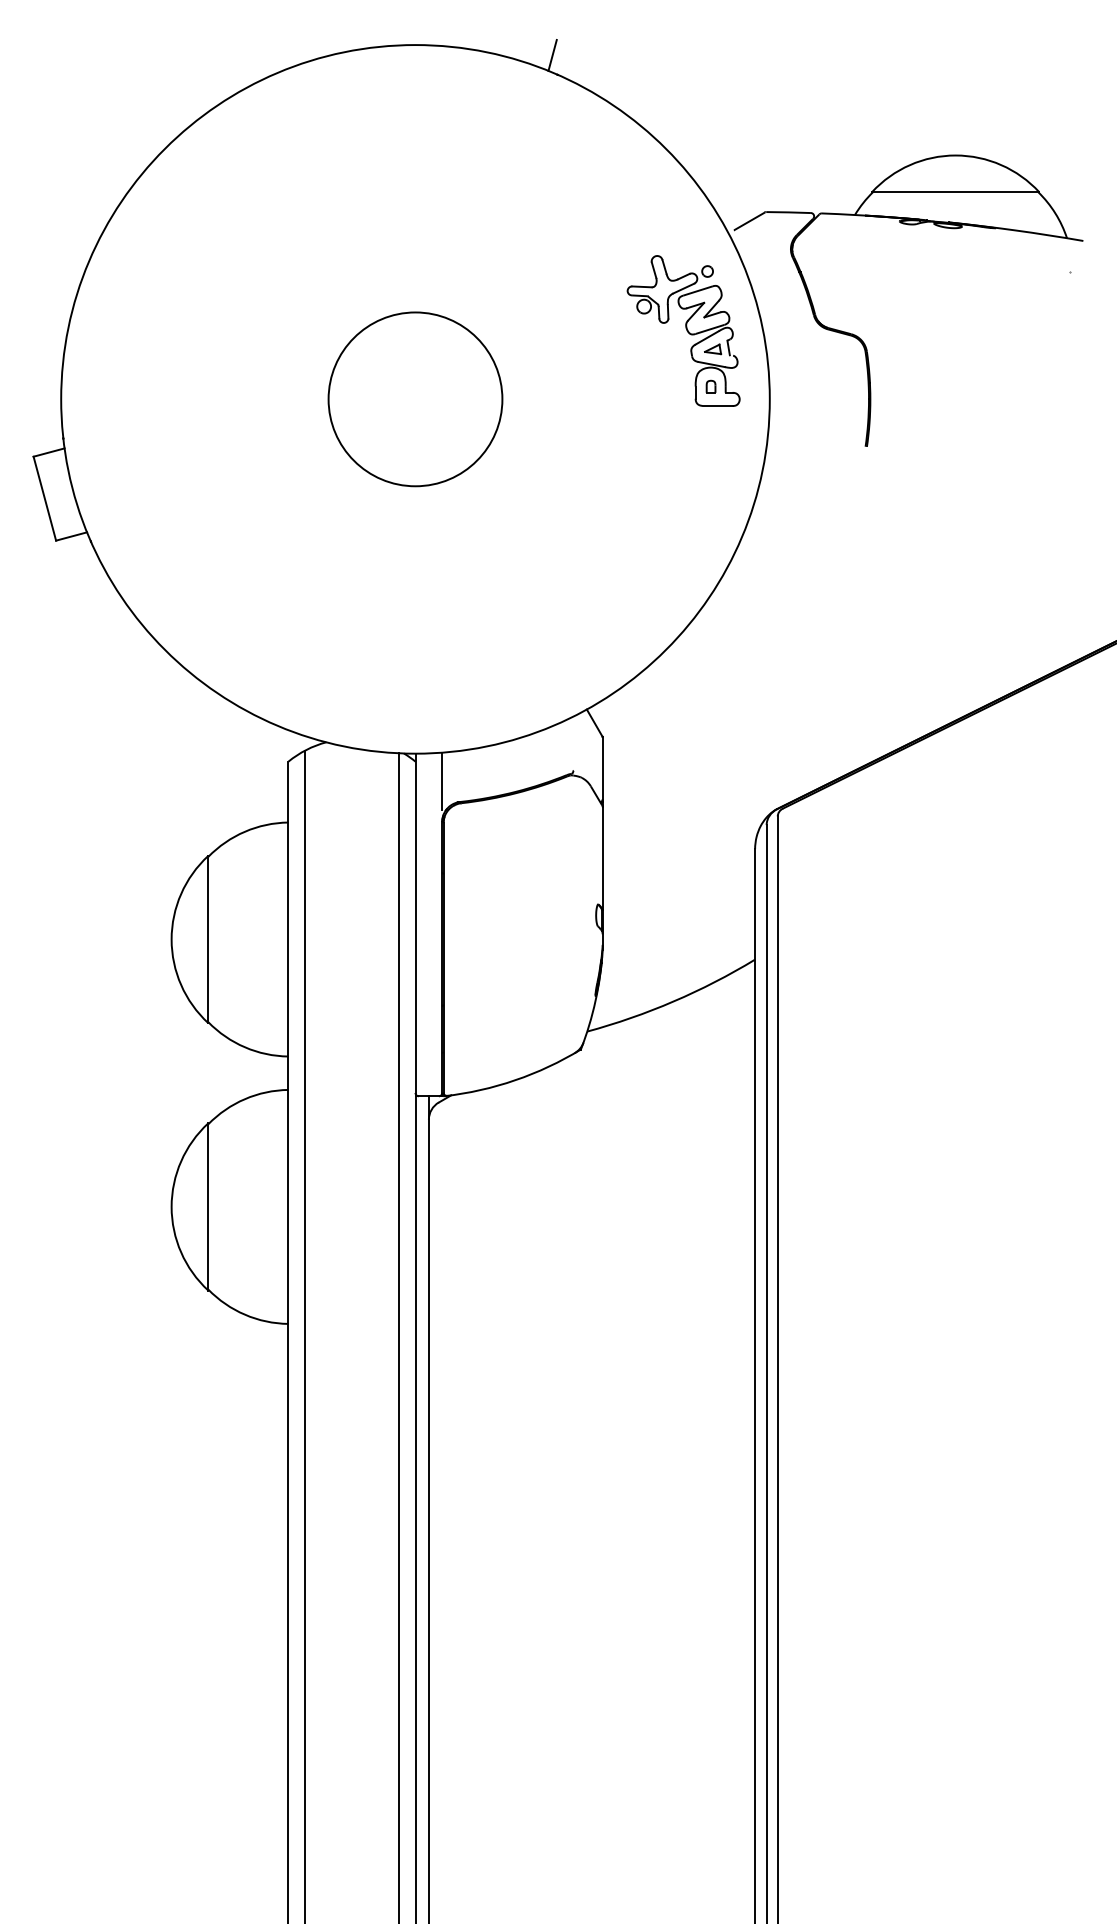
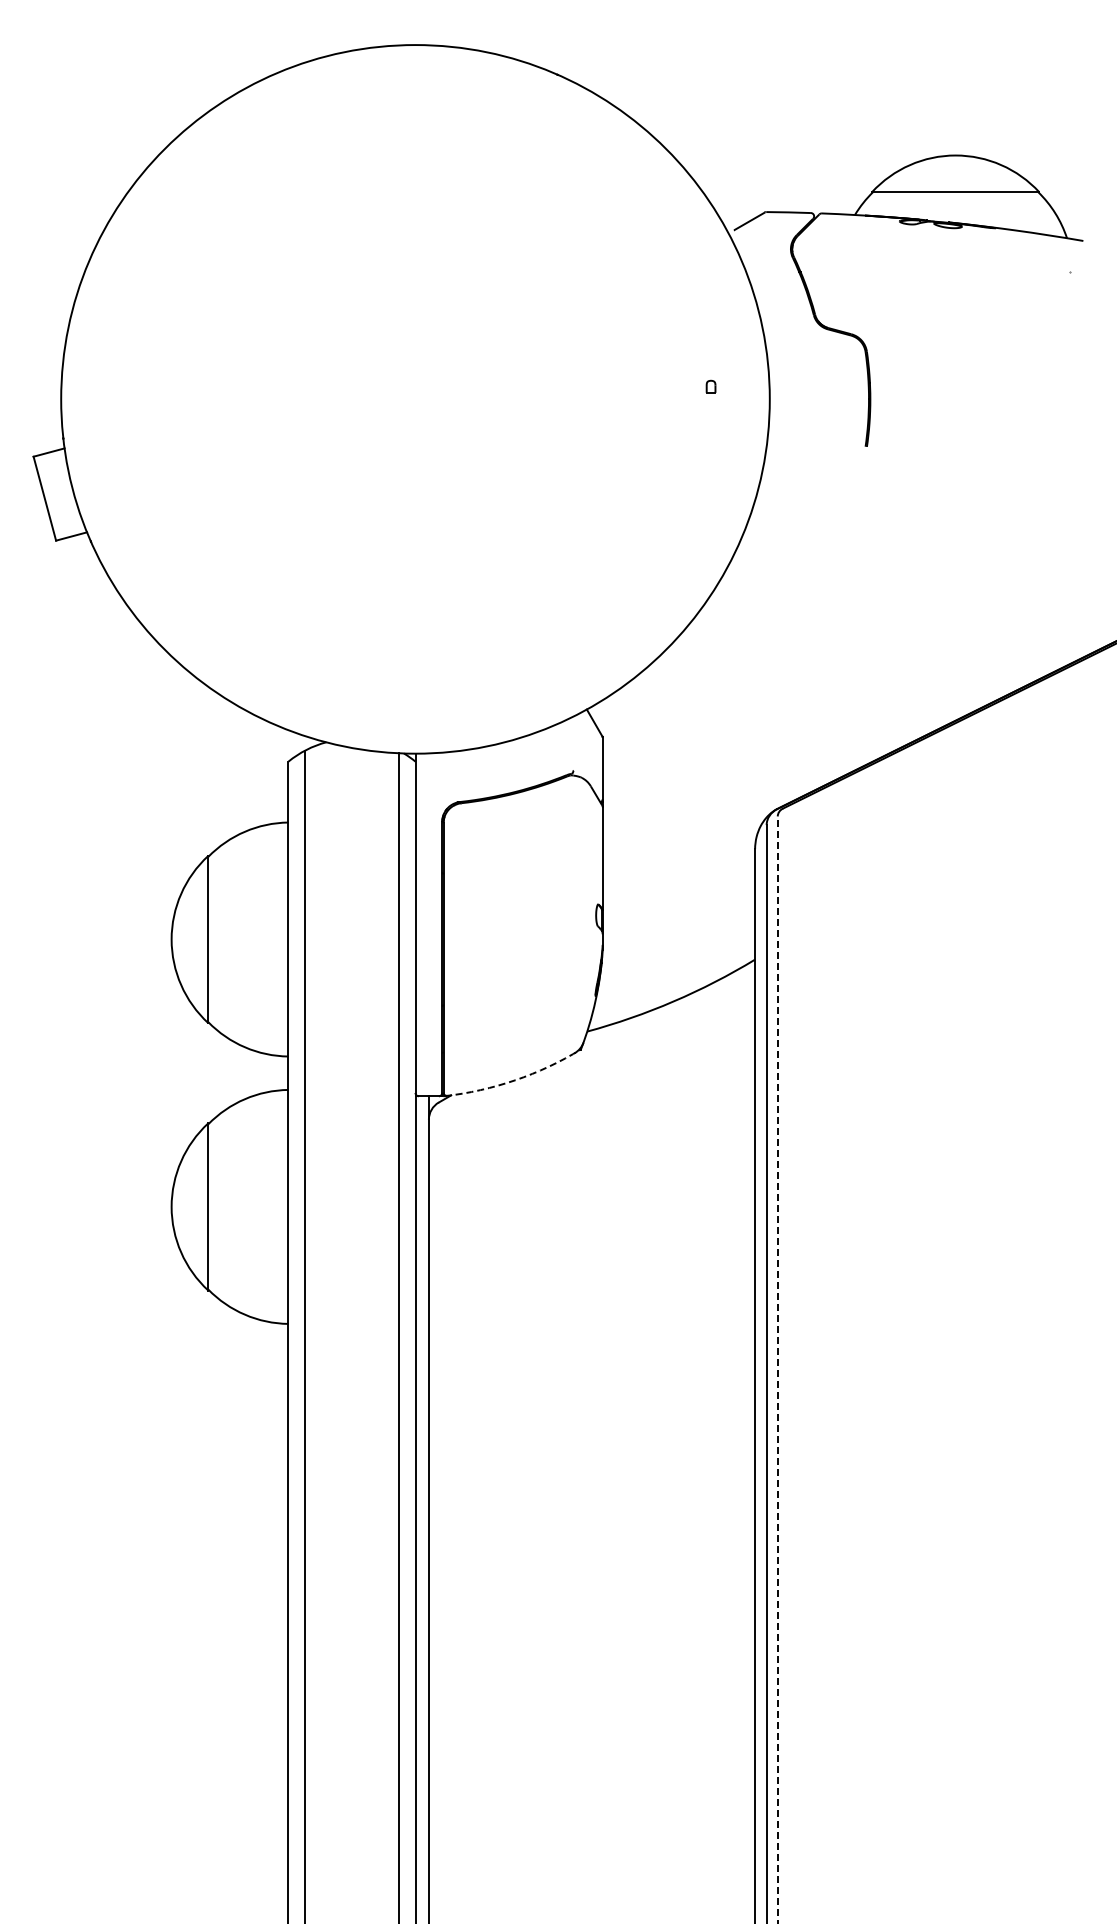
line: present -> none (552, 54)
part: present -> none (683, 330)
circle: present -> none (415, 399)
line: present -> none (442, 780)
arc: solid -> dashed (515, 1080)
line: solid -> dashed (777, 1369)
